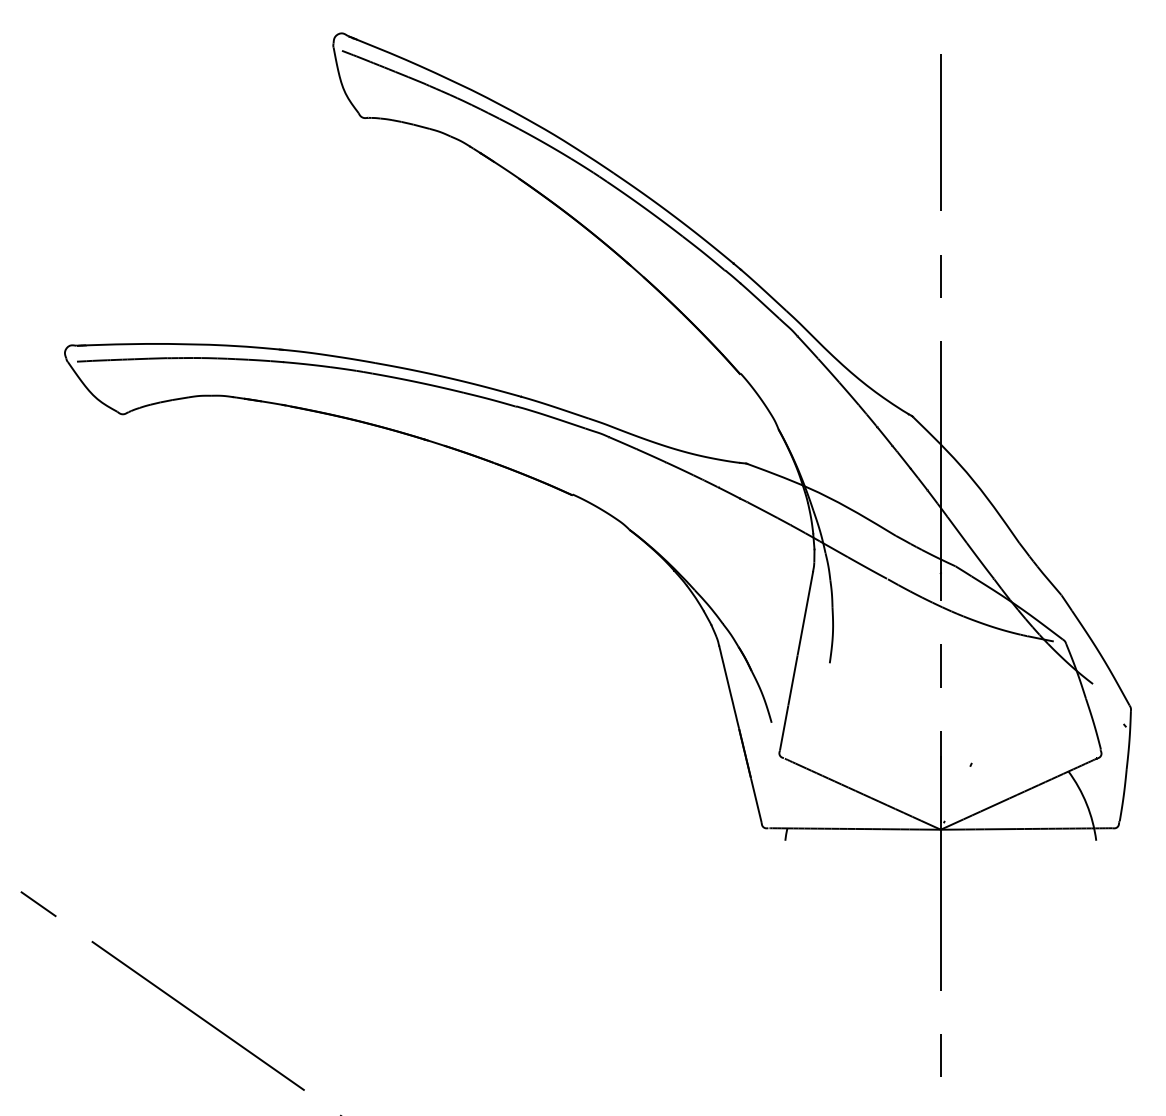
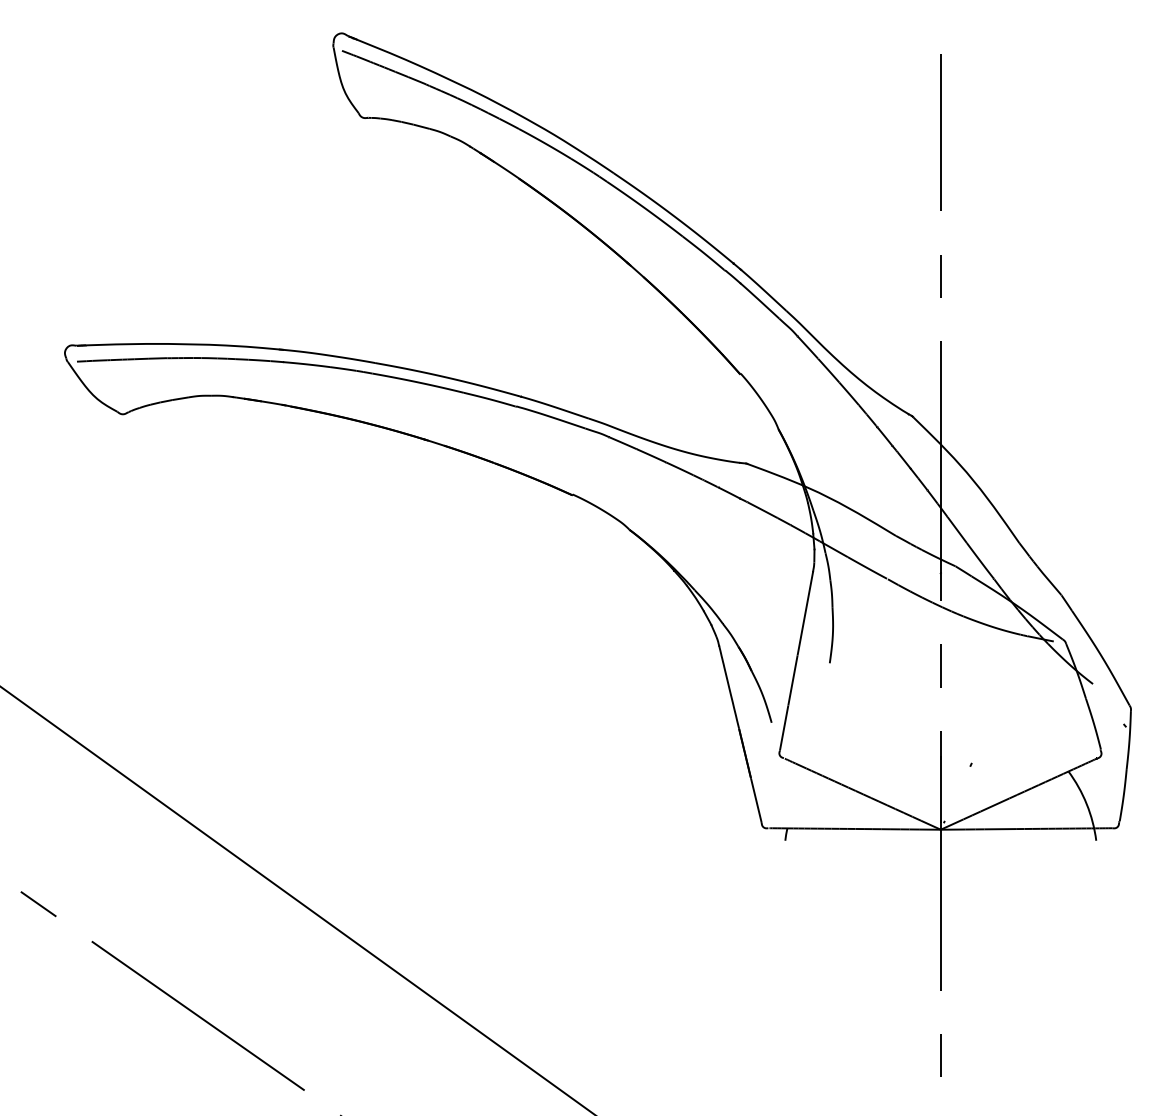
line: none -> present (296, 900)
